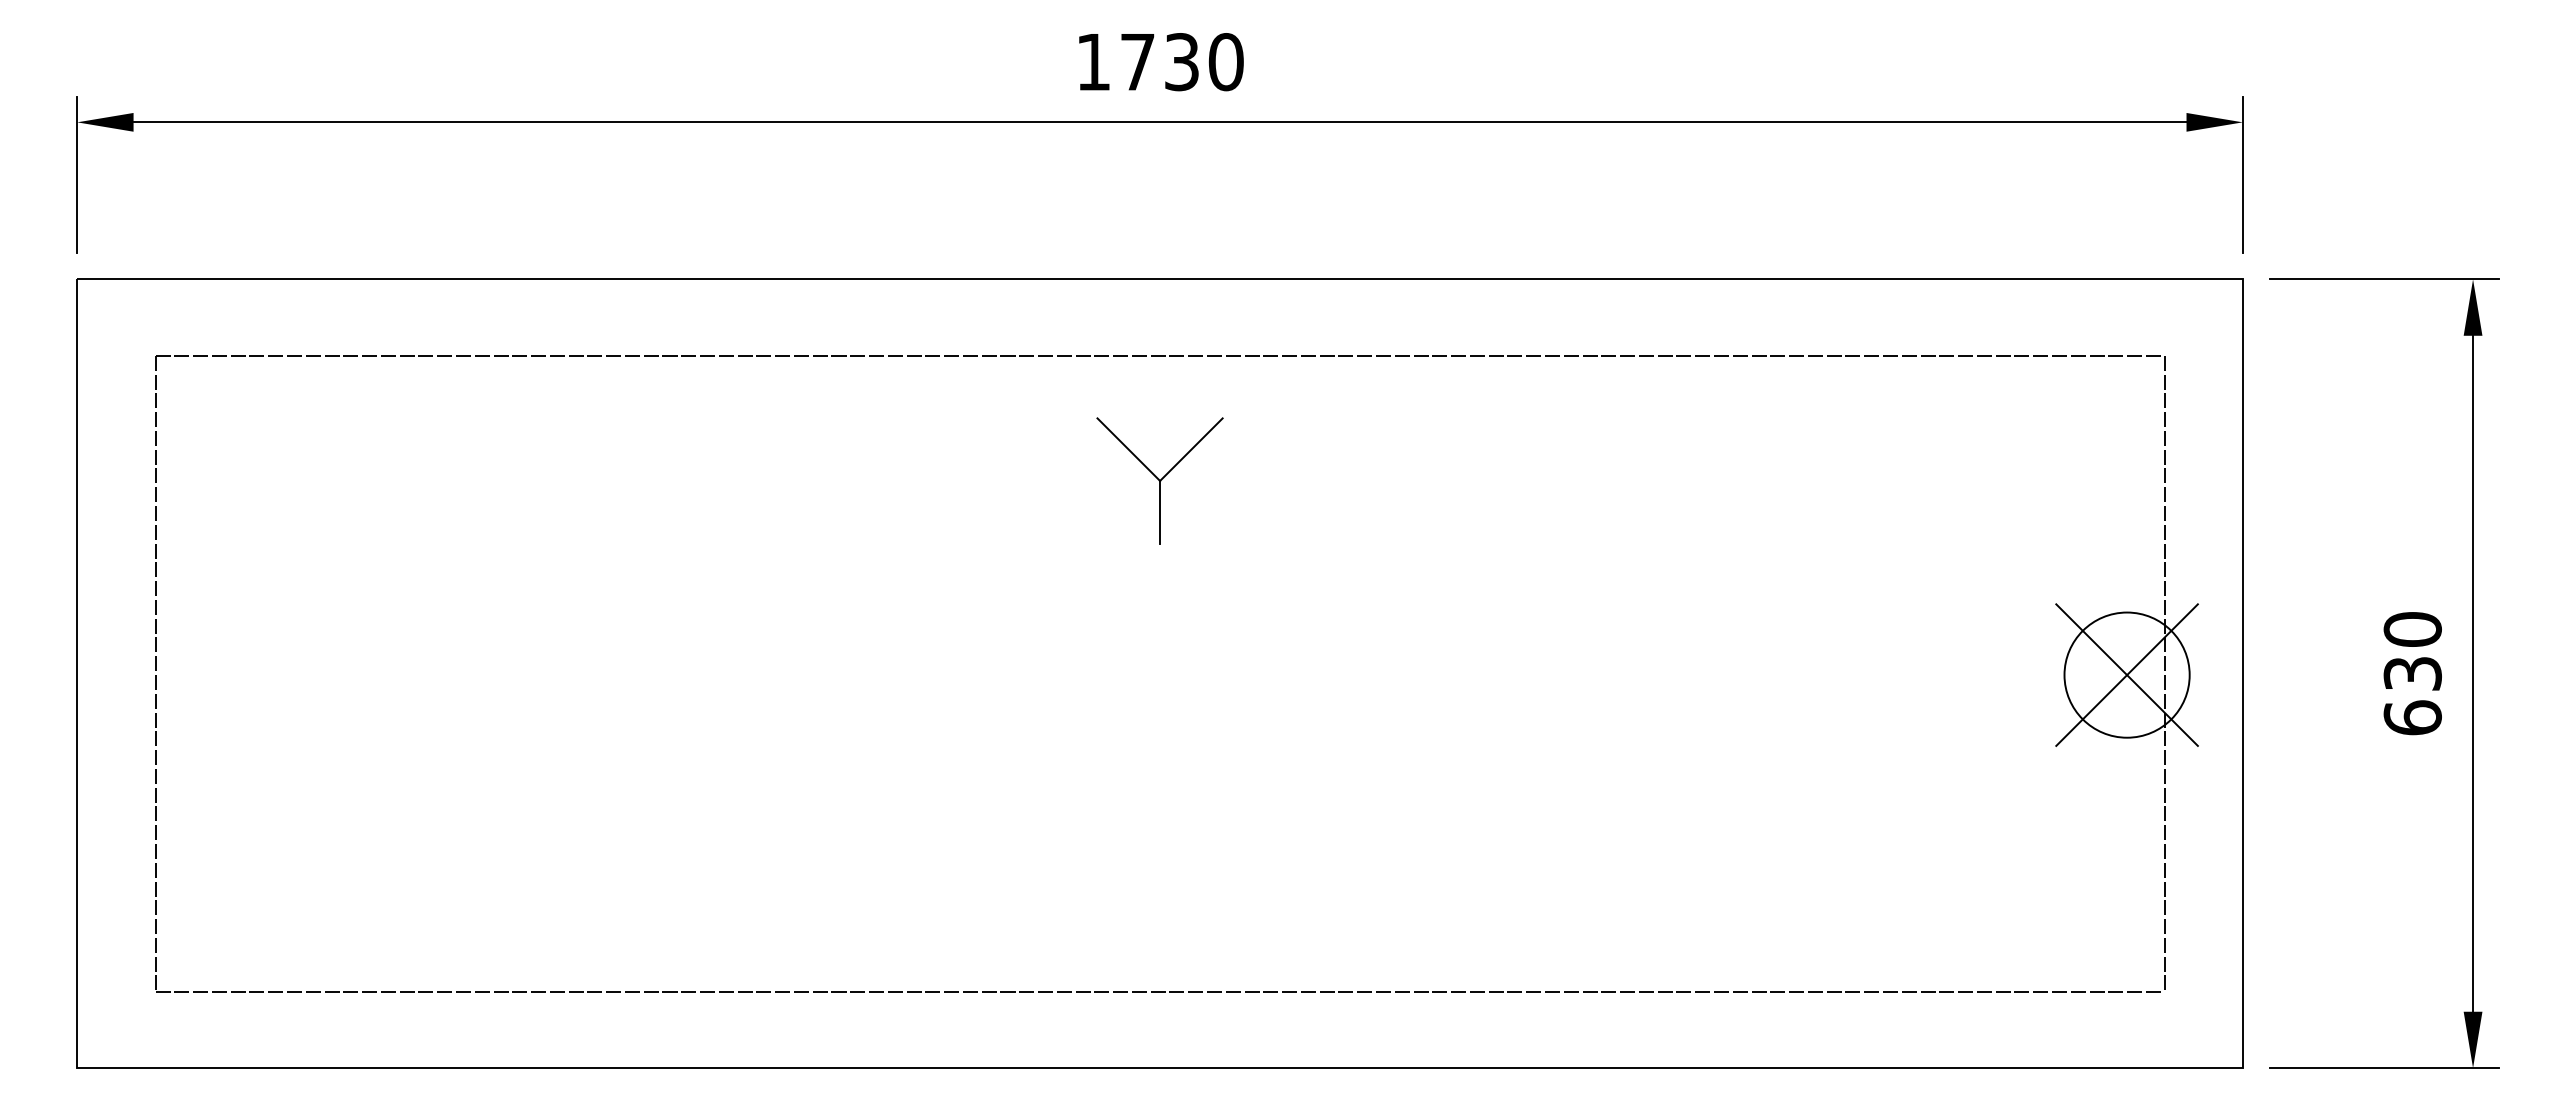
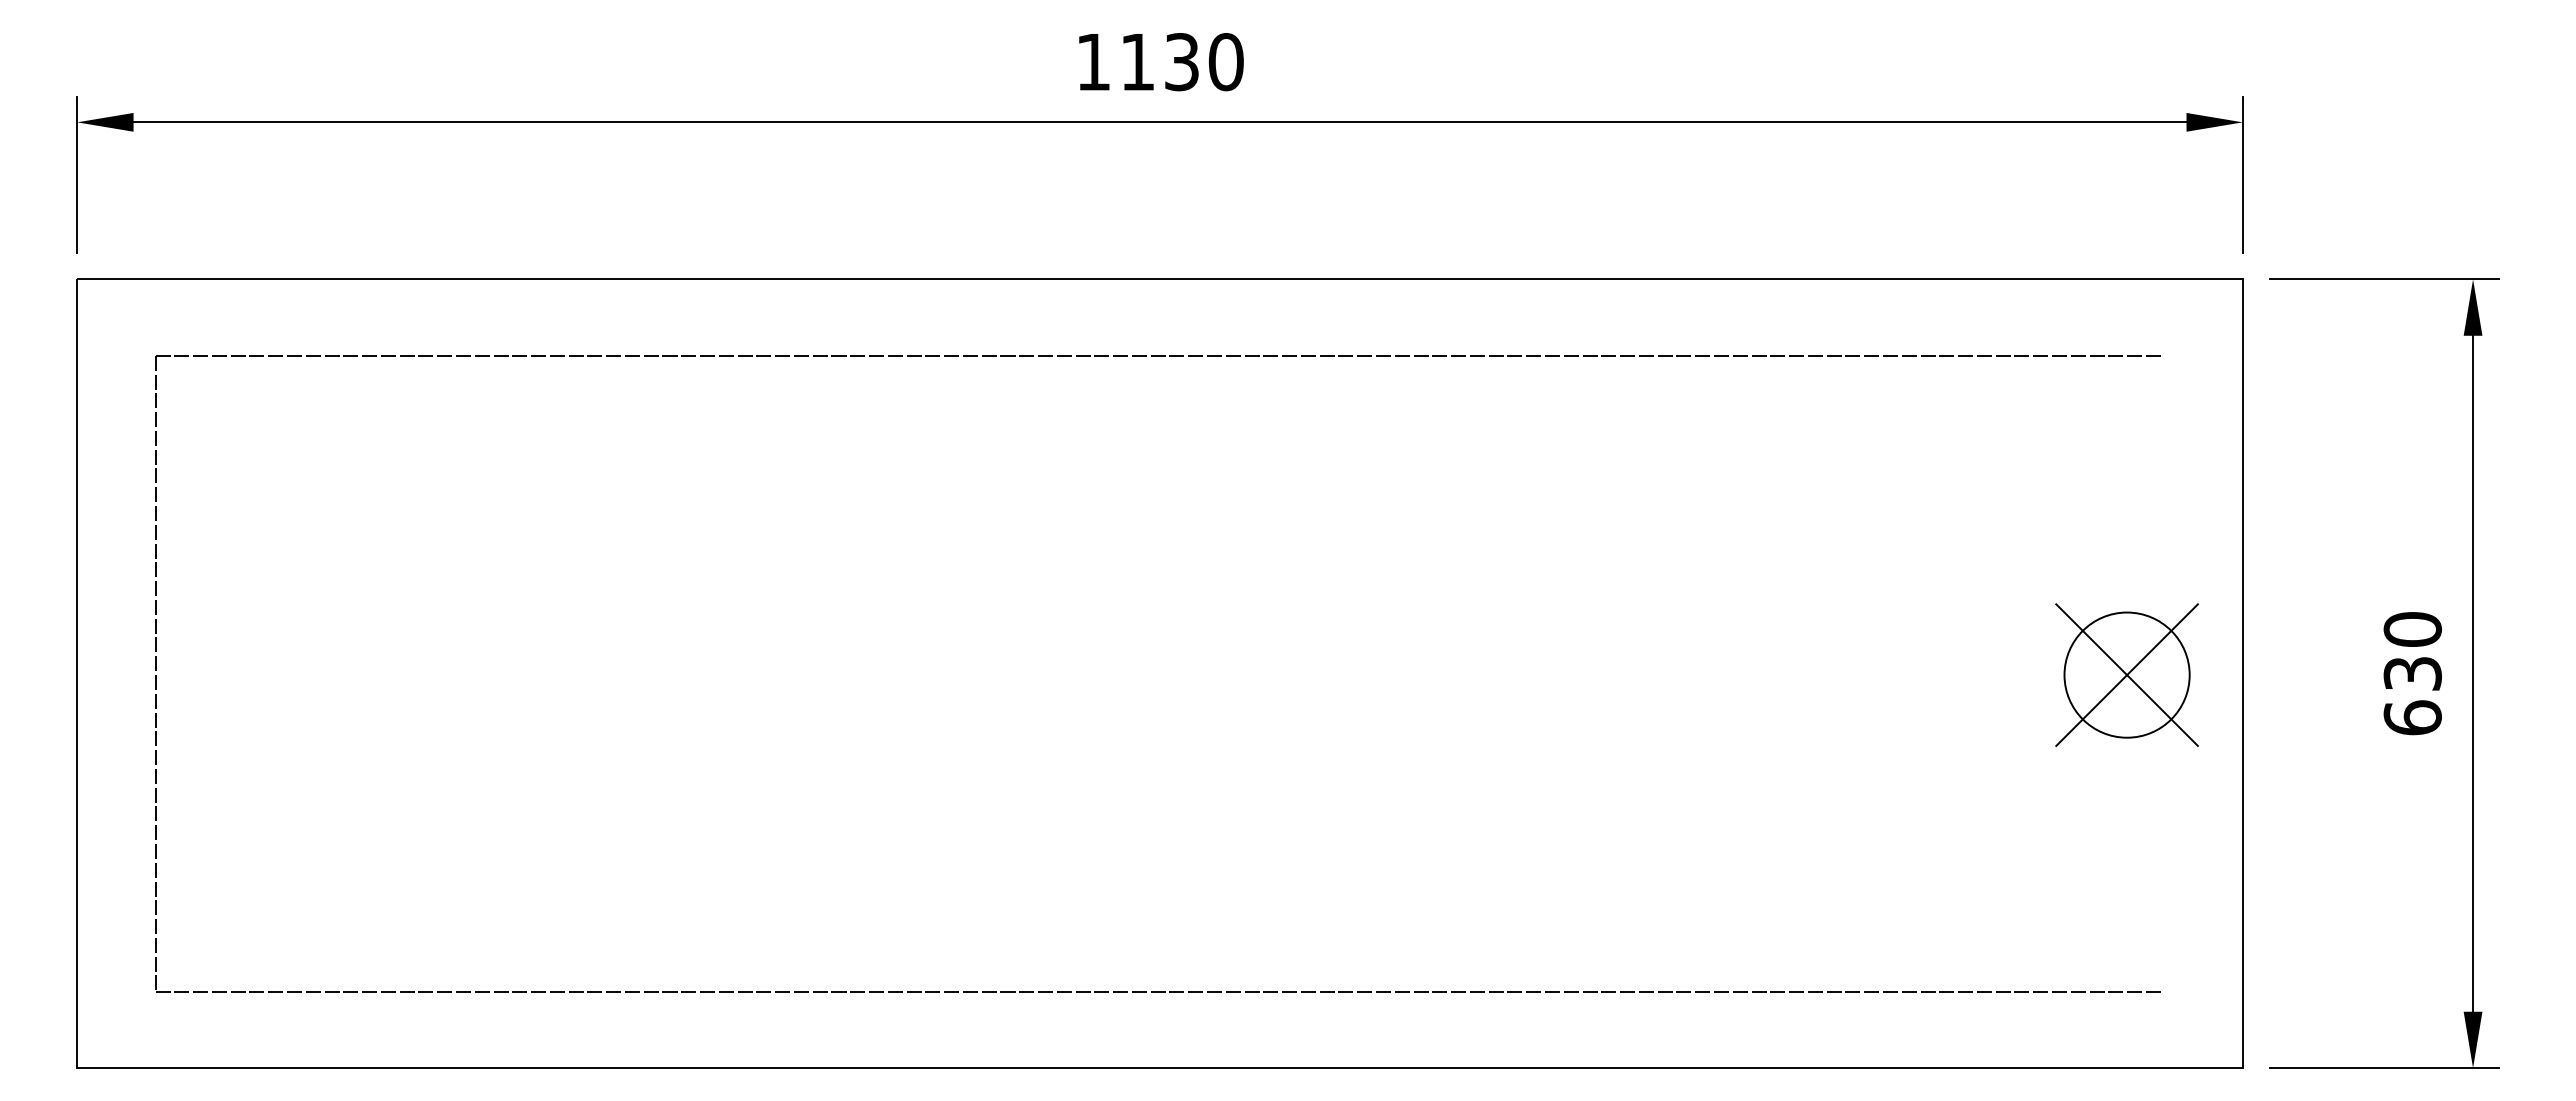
text: 1730 -> 1130 (1137, 62)
part: present -> none (1159, 480)
line: present -> none (2164, 673)
